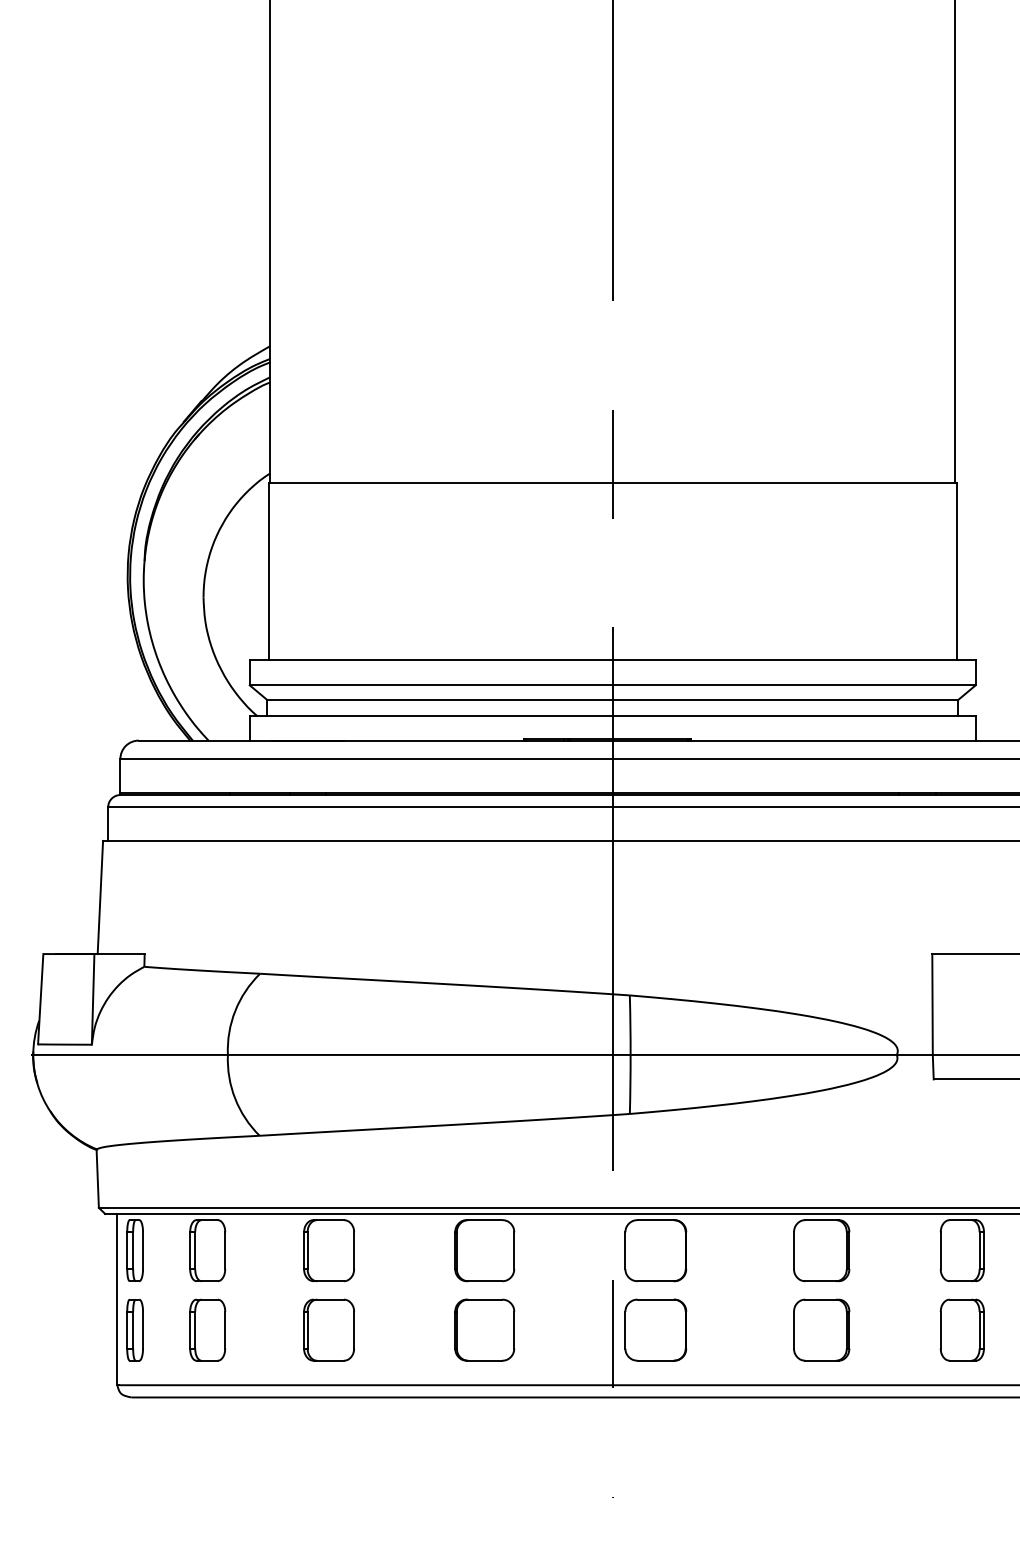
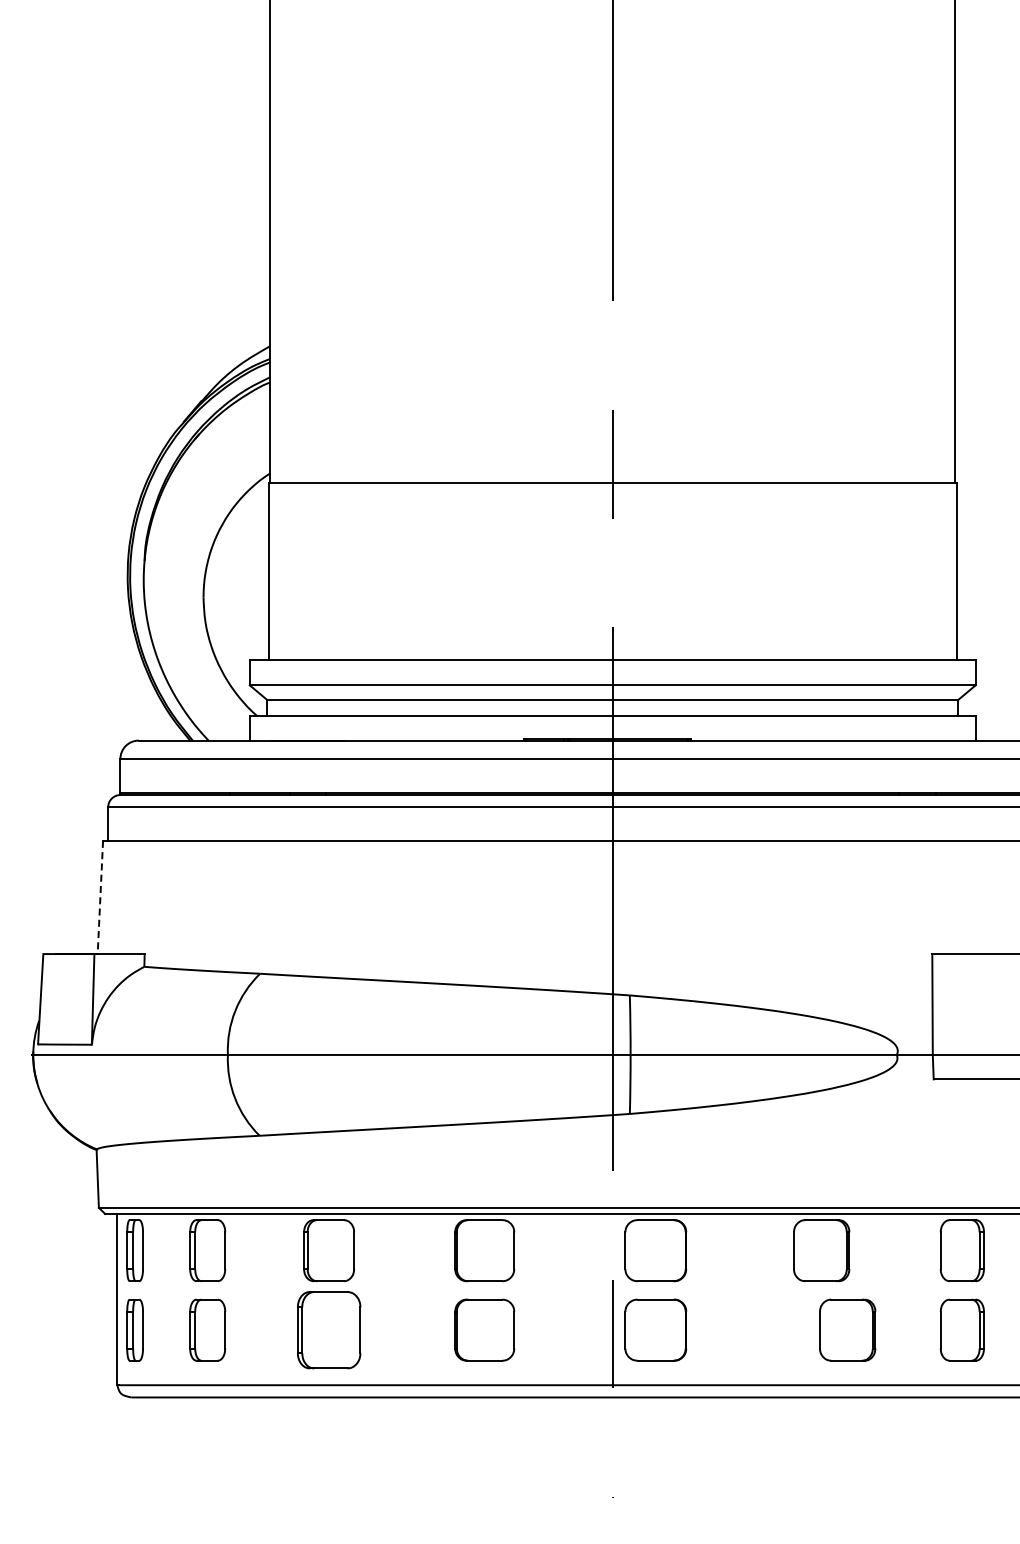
line: solid -> dashed (100, 897)
part size: 52x64 px -> 65x79 px (329, 1330)
part position: (821, 1329) -> (847, 1329) (847, 1329)
